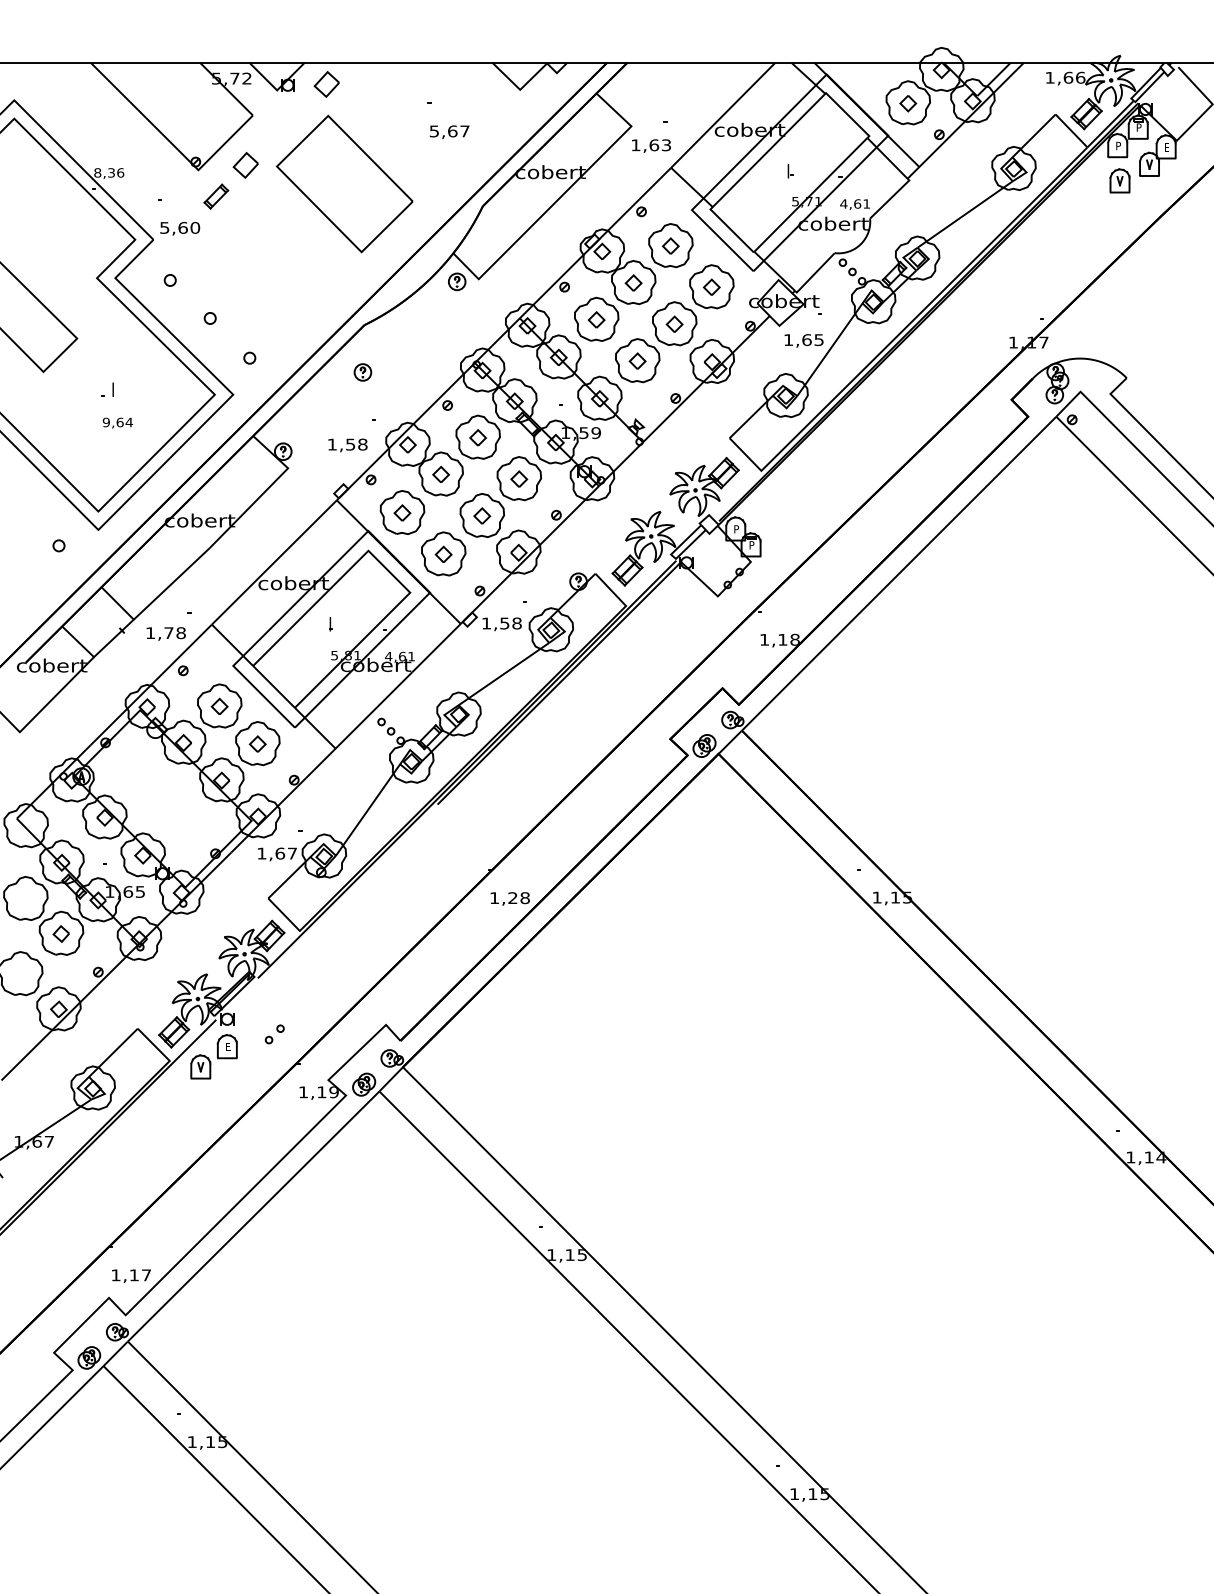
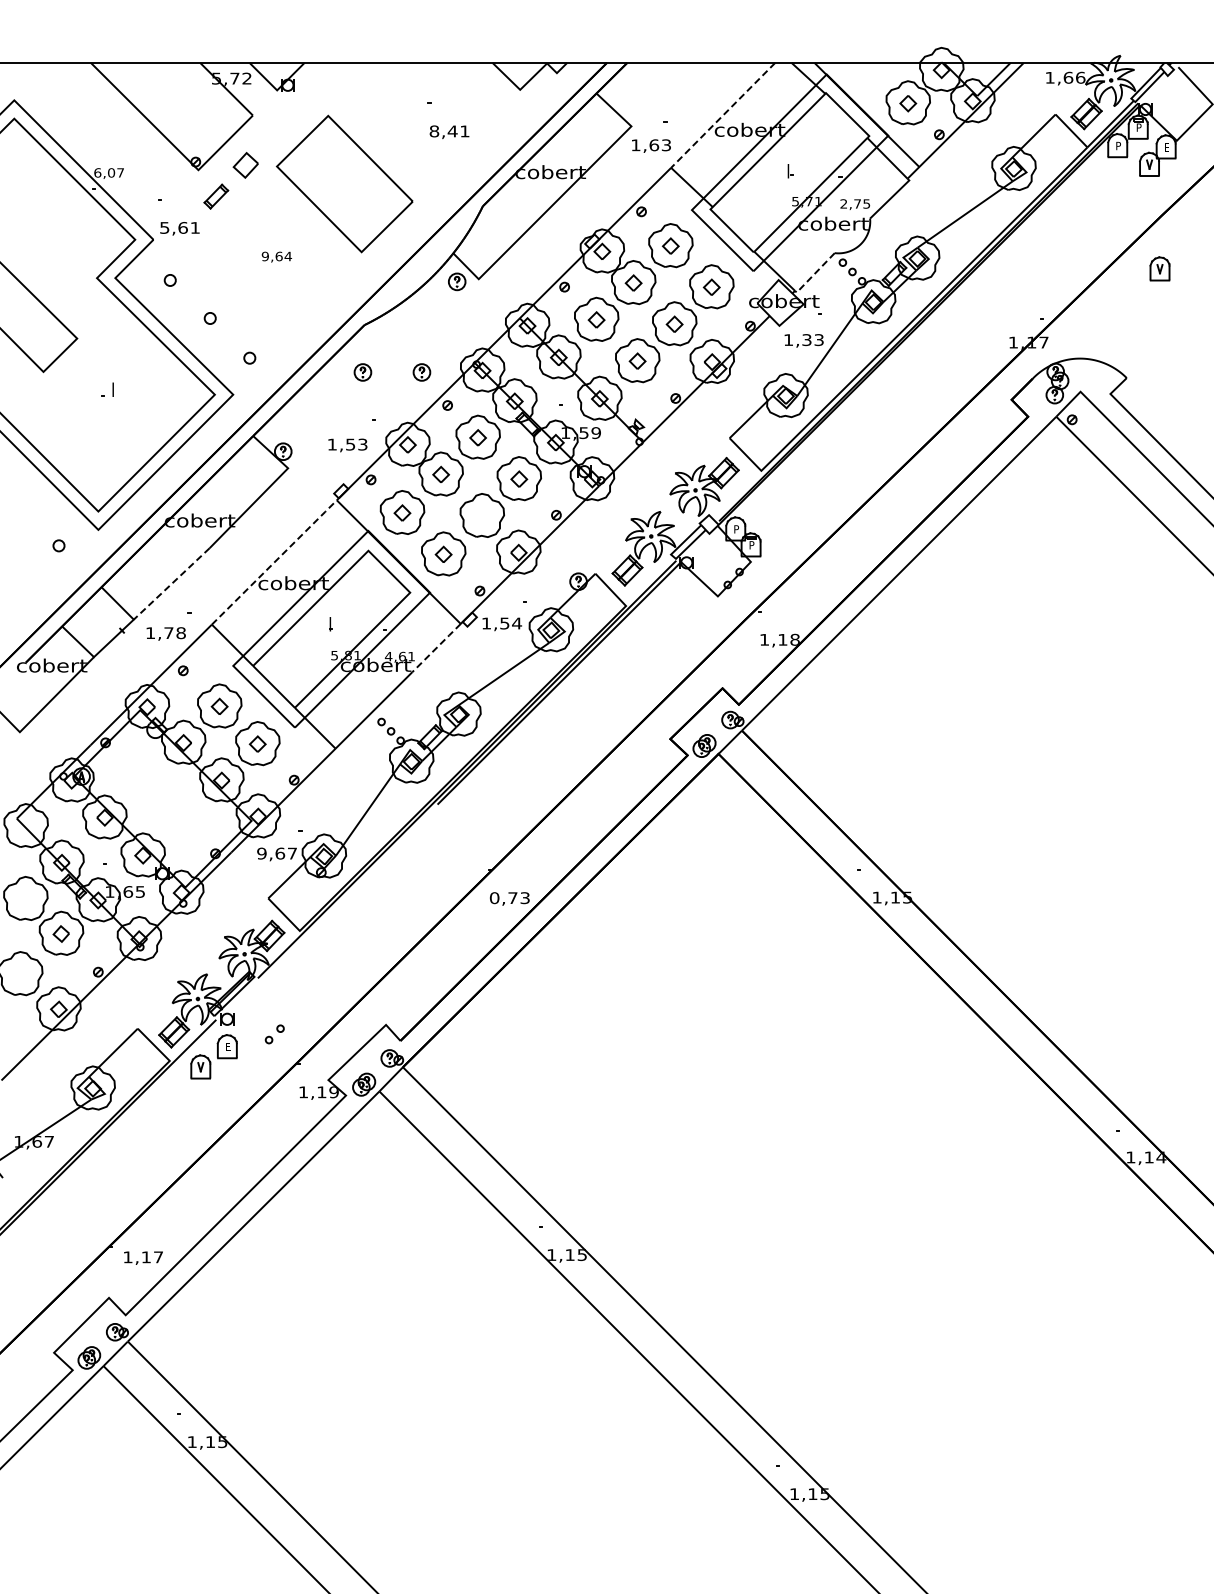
part: present -> none (326, 84)
line: solid -> dashed (723, 115)
text: 5,67 -> 8,41 (449, 131)
text: 8,36 -> 6,07 (109, 172)
part position: (1119, 180) -> (1159, 268) (1159, 268)
text: 4,61 -> 2,75 (855, 203)
text: 5,60 -> 5,61 (195, 227)
line: solid -> dashed (814, 274)
text: 1,65 -> 1,33 (812, 340)
part: none -> present (421, 372)
text position: (117, 422) -> (276, 256) (276, 256)
text: 1,58 -> 1,53 (362, 444)
part: present -> none (482, 515)
line: solid -> dashed (274, 561)
line: solid -> dashed (171, 584)
text: 1,58 -> 1,54 (517, 623)
line: solid -> dashed (437, 647)
text: 1,67 -> 9,67 (261, 853)
text: 1,28 -> 0,73 (509, 898)
text position: (131, 1275) -> (143, 1257) (143, 1257)
